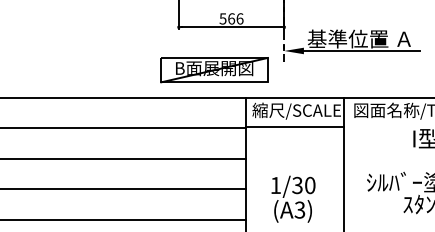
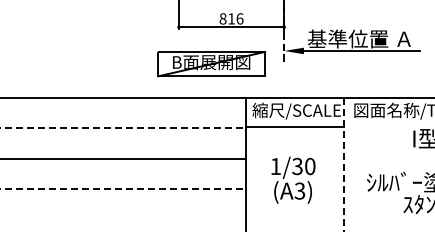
text: 566 -> 816 (227, 18)
part position: (214, 70) -> (211, 64) (211, 64)
line: solid -> dashed (123, 128)
line: solid -> dashed (344, 164)
line: solid -> dashed (123, 188)
text position: (293, 198) -> (293, 179) (293, 179)
line: present -> none (124, 219)
